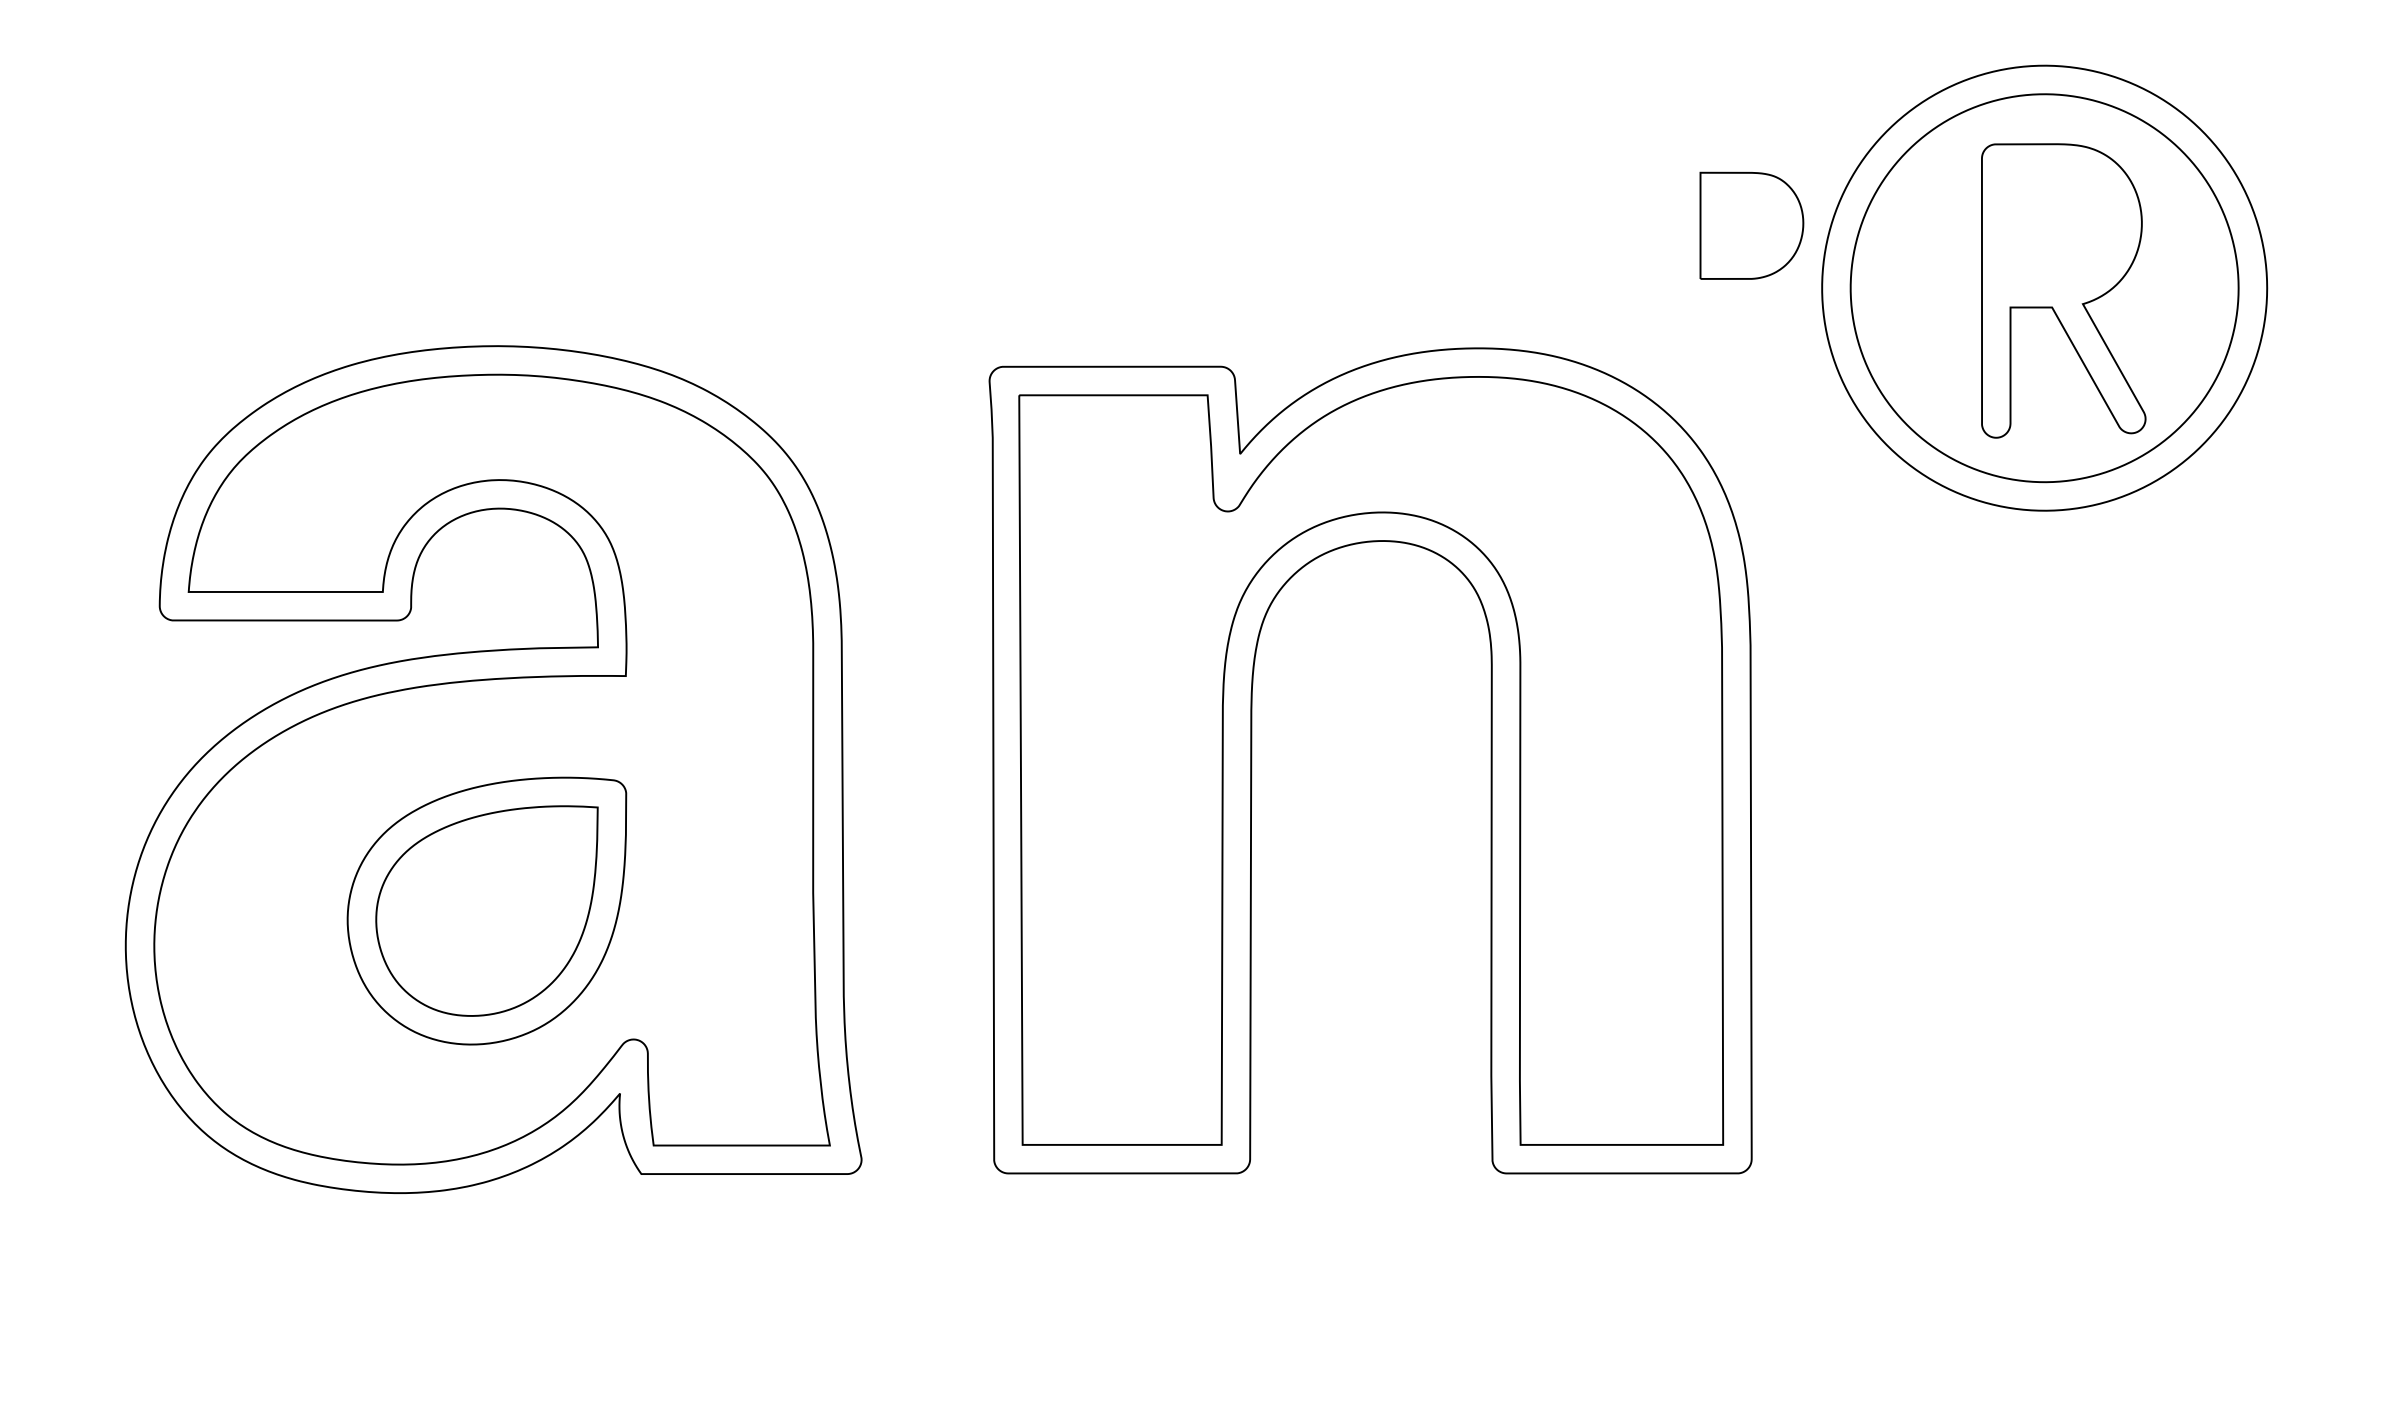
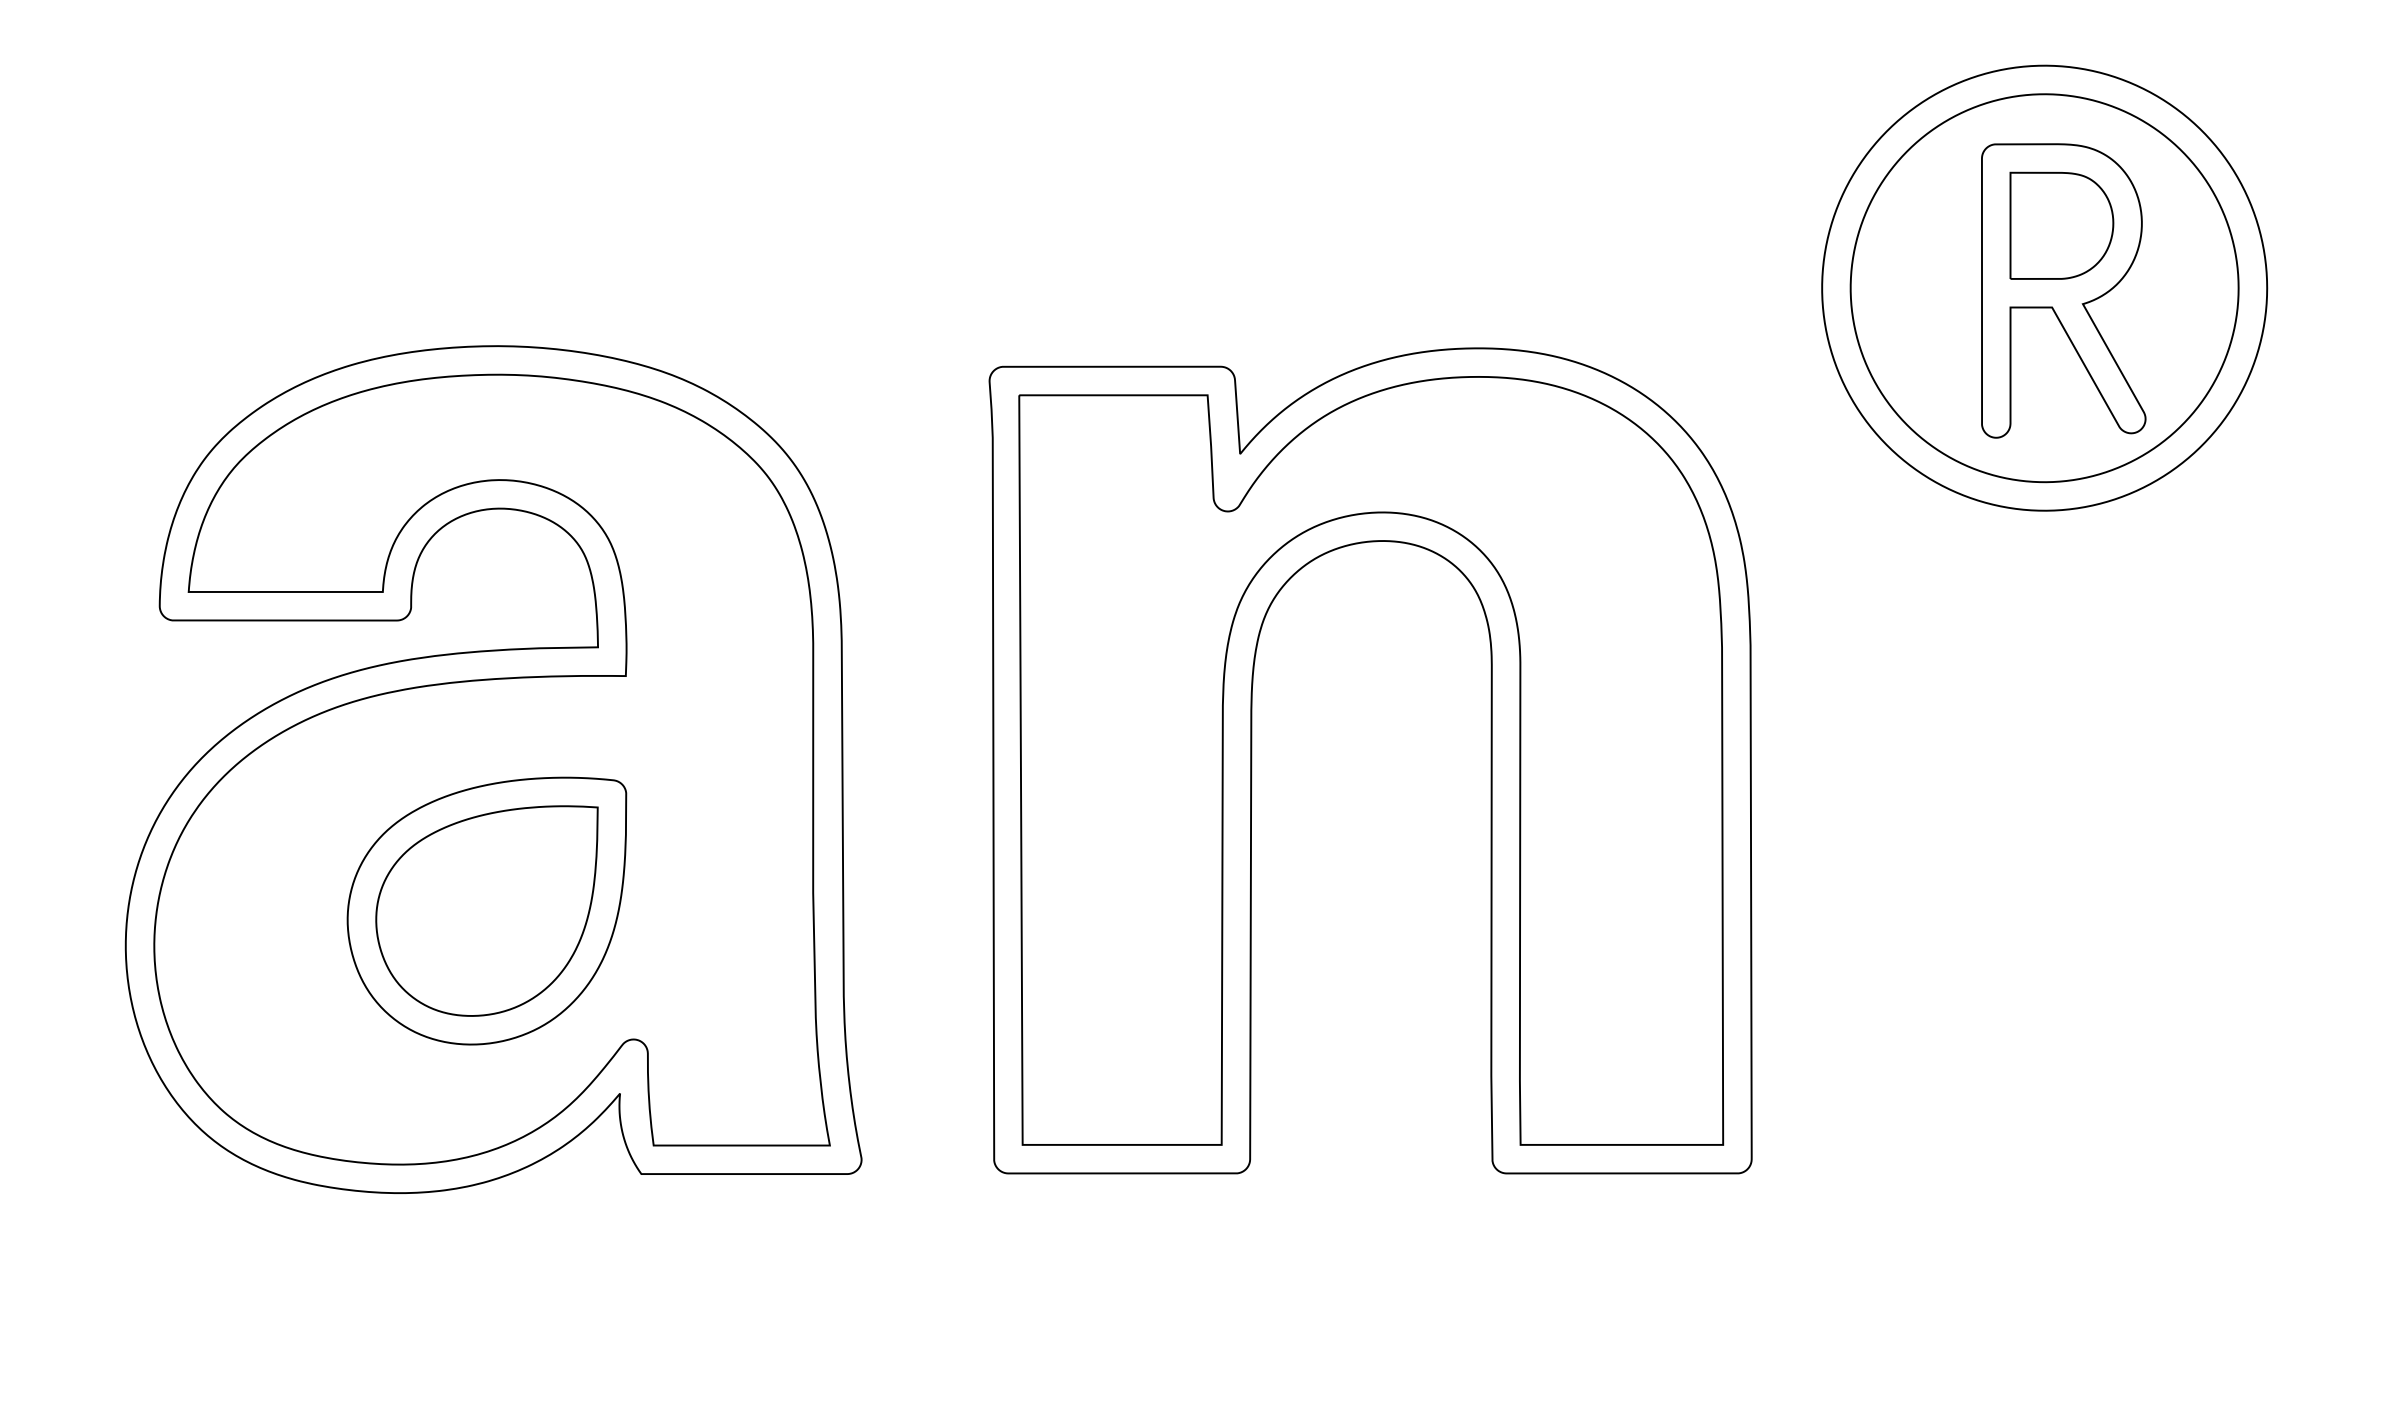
part position: (1751, 225) -> (2061, 225) (2061, 225)
